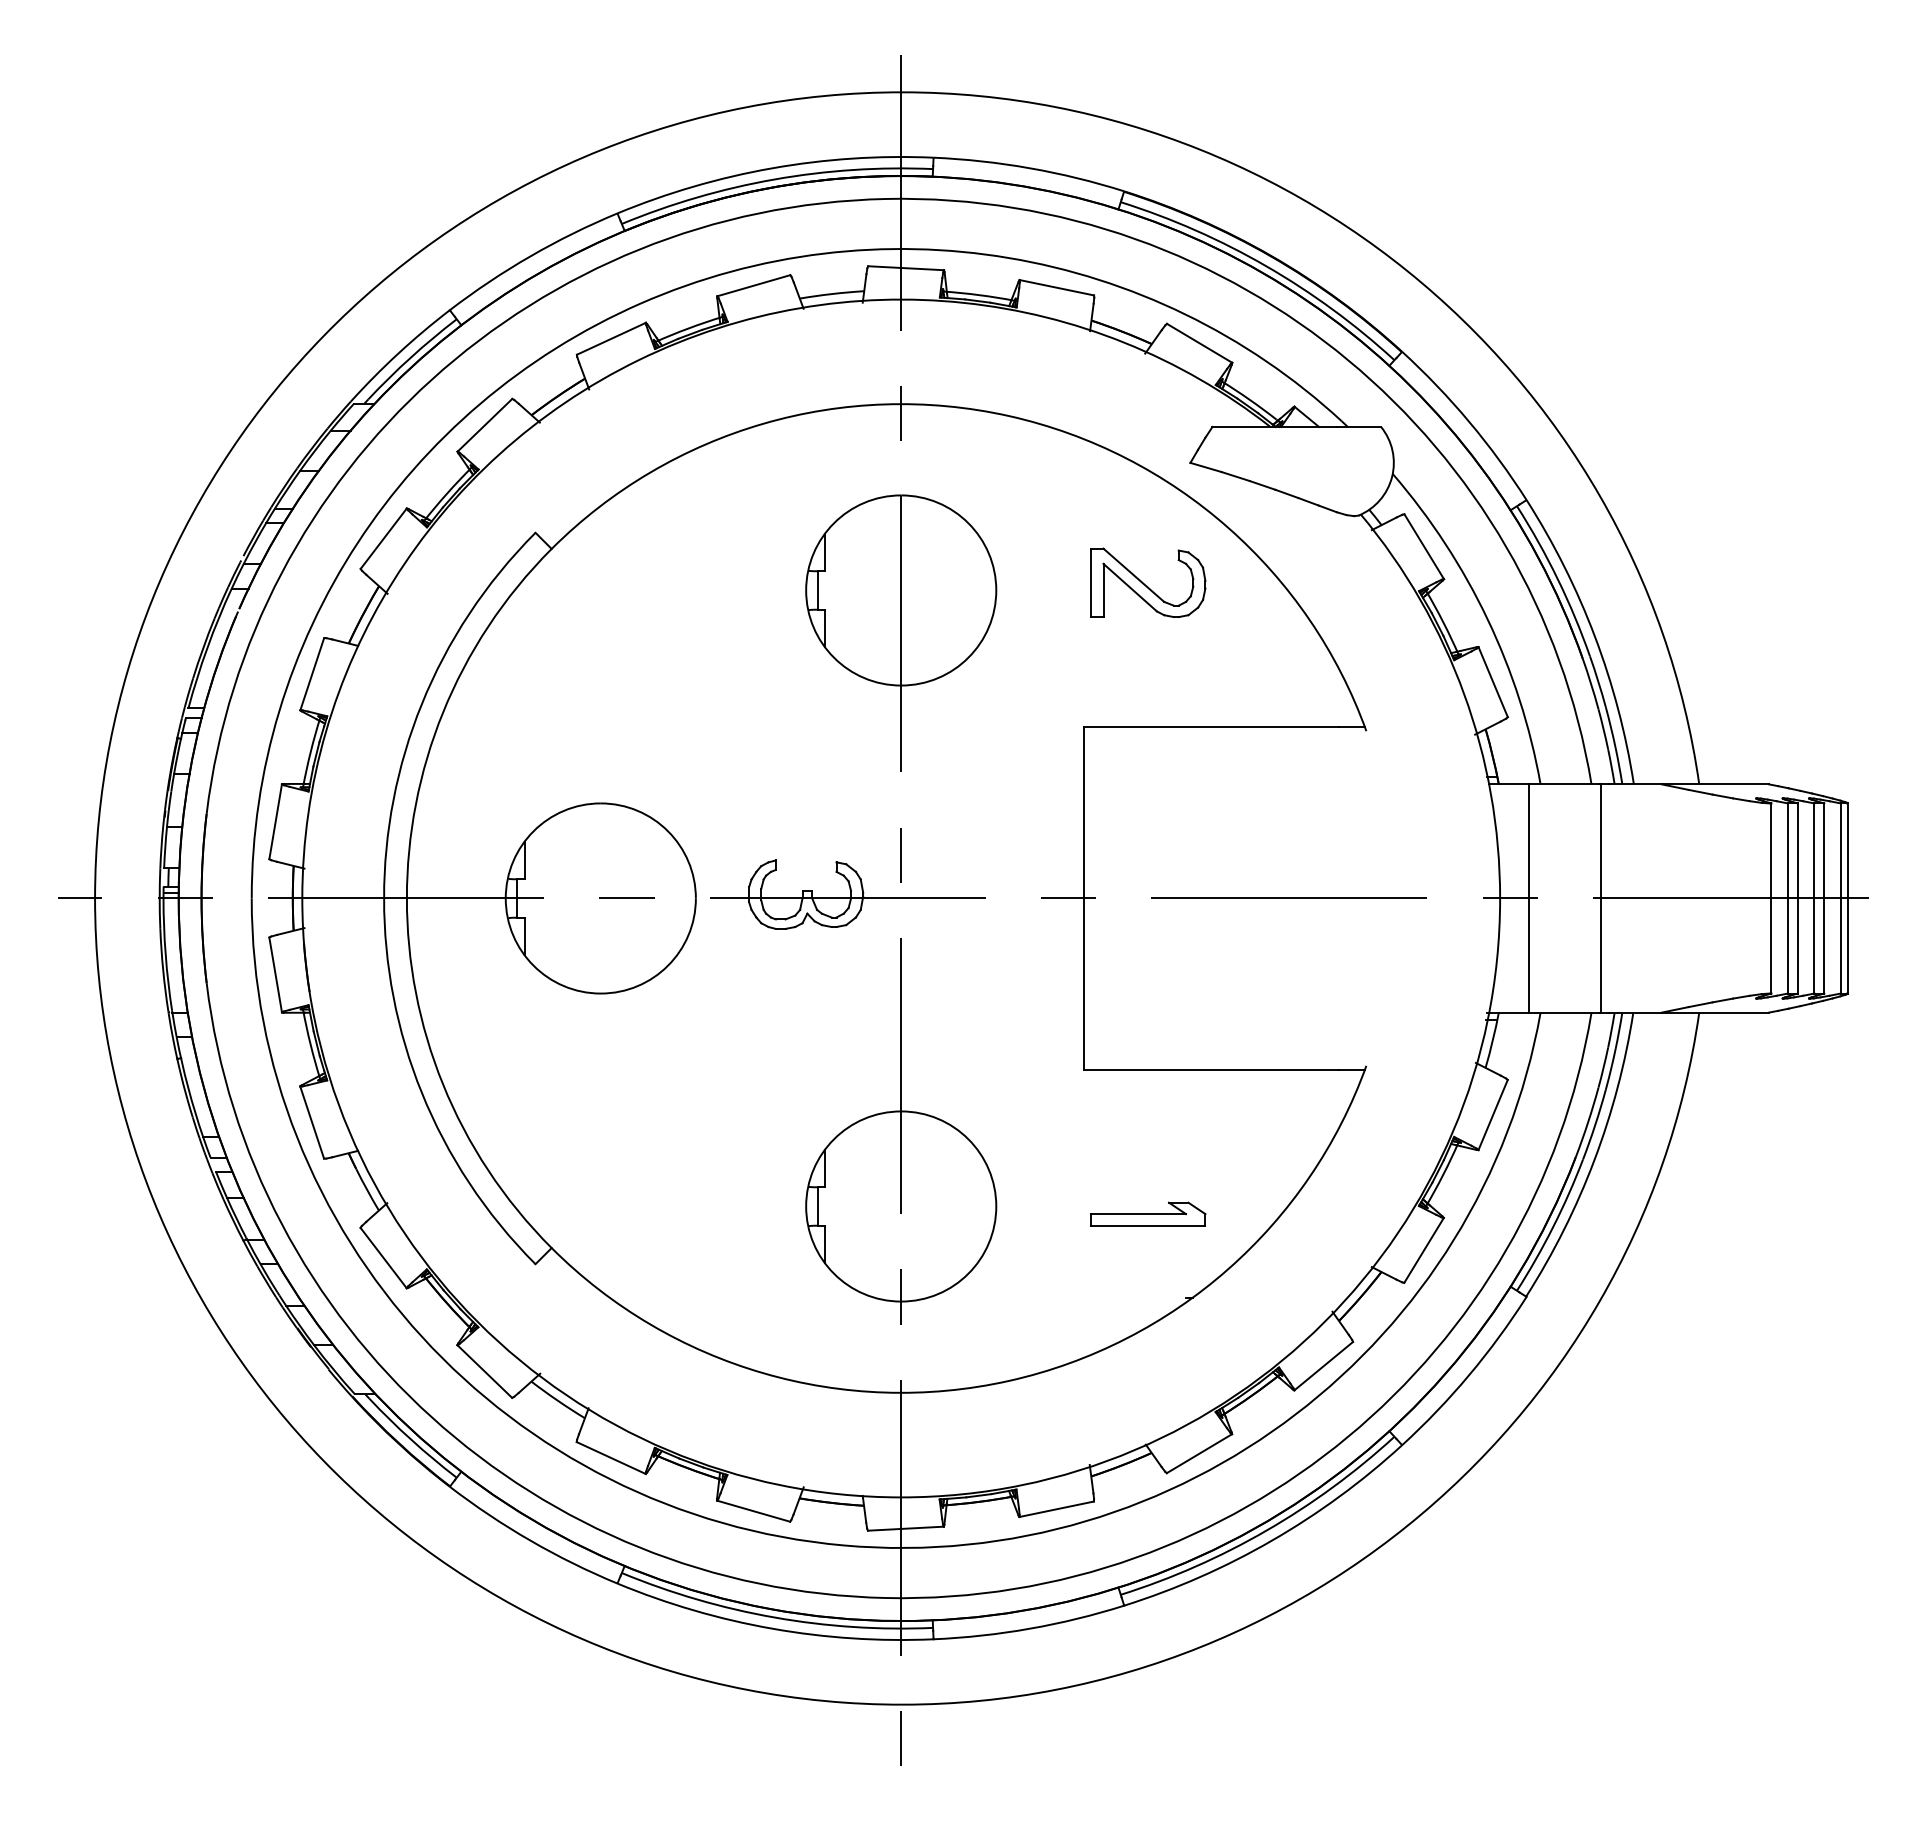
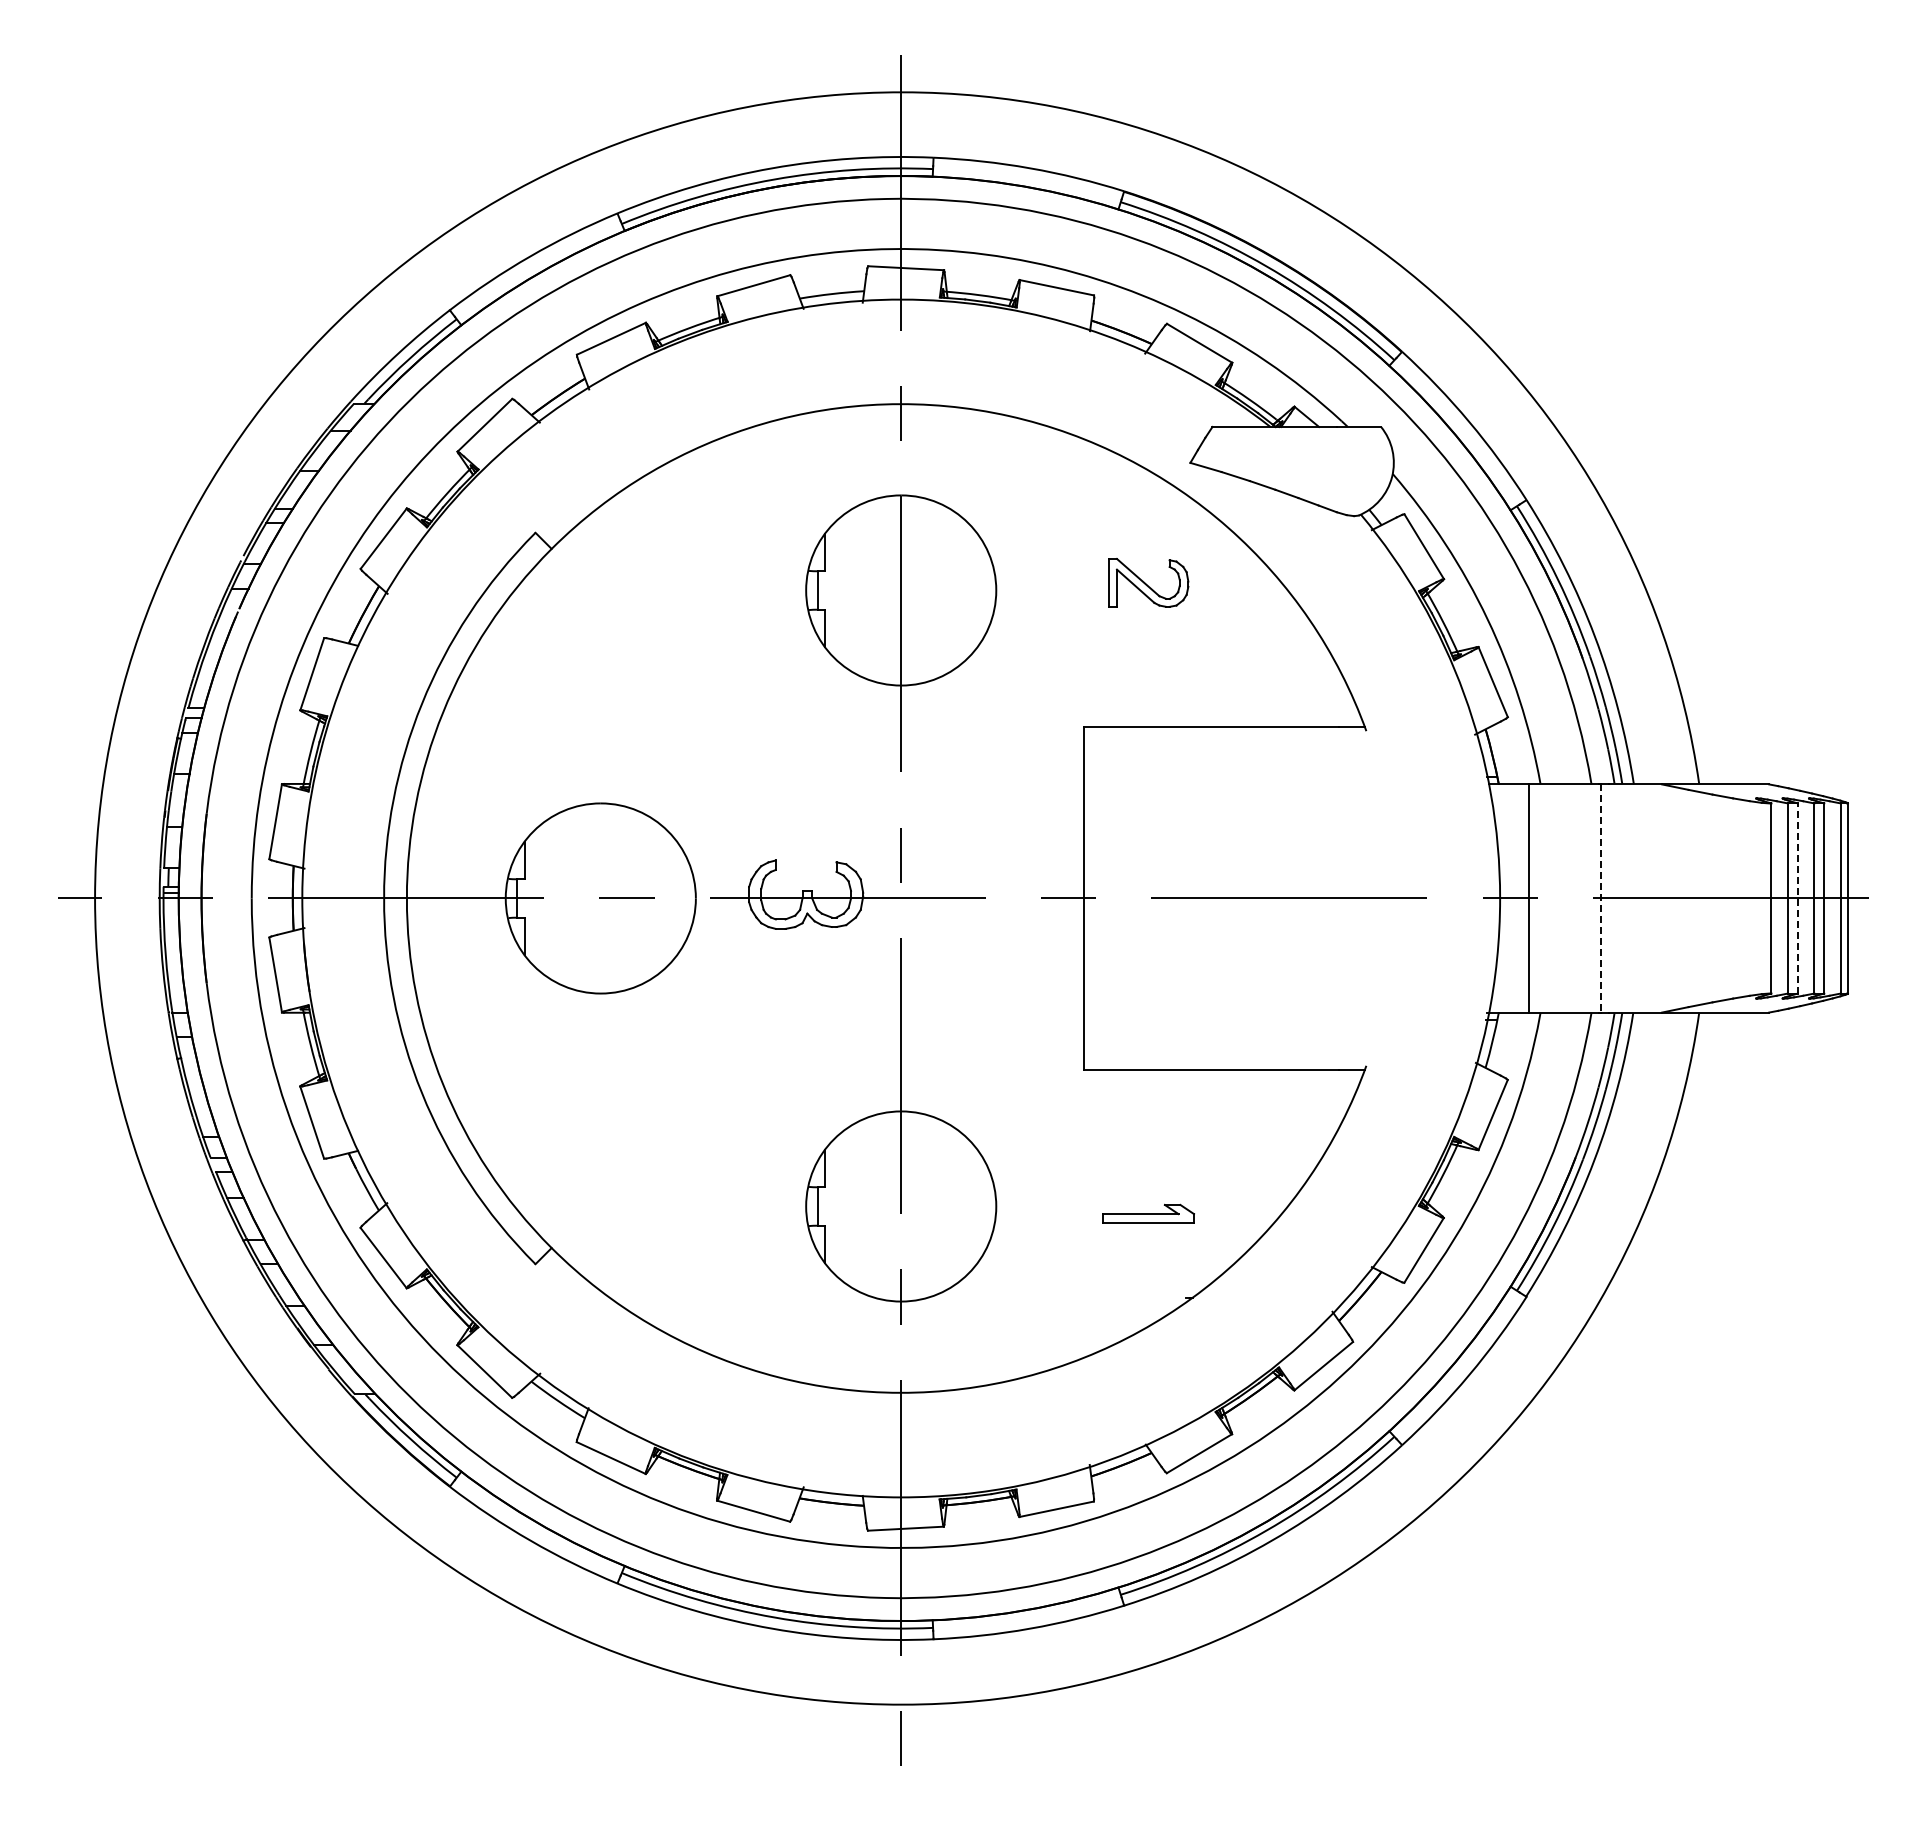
part size: 117x72 px -> 82x50 px (1148, 582)
line: solid -> dashed (1797, 898)
line: solid -> dashed (1600, 899)
part size: 117x26 px -> 93x21 px (1148, 1213)
